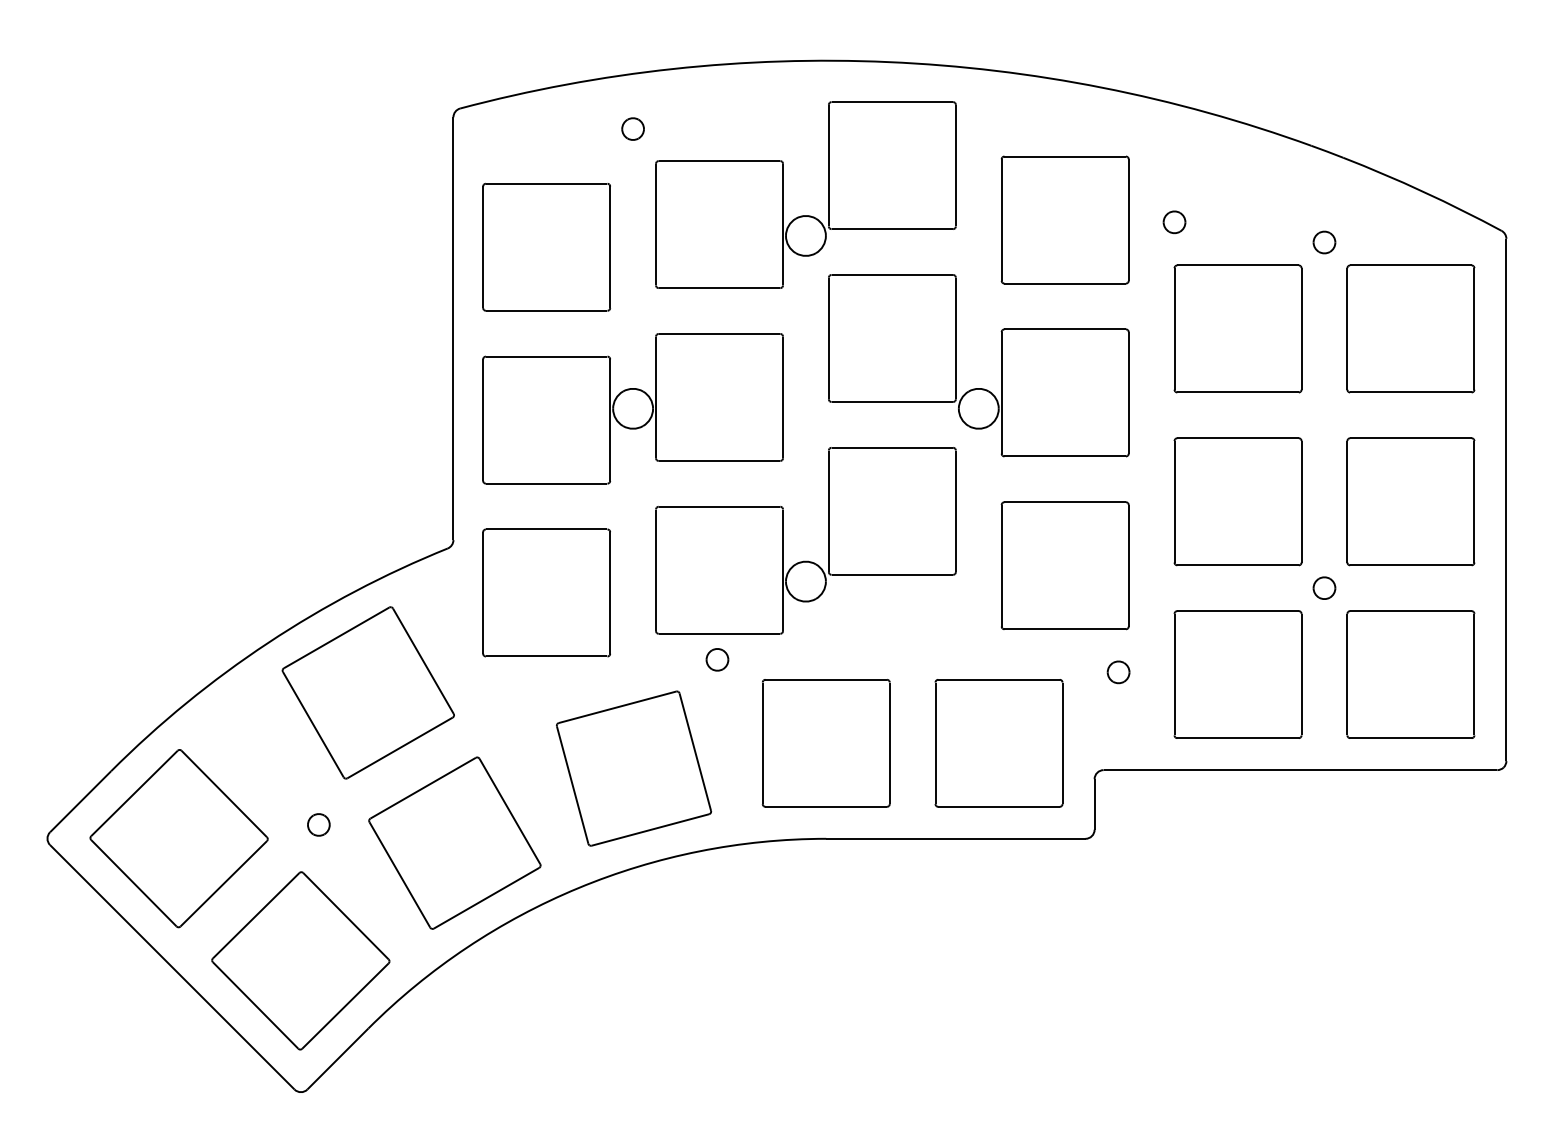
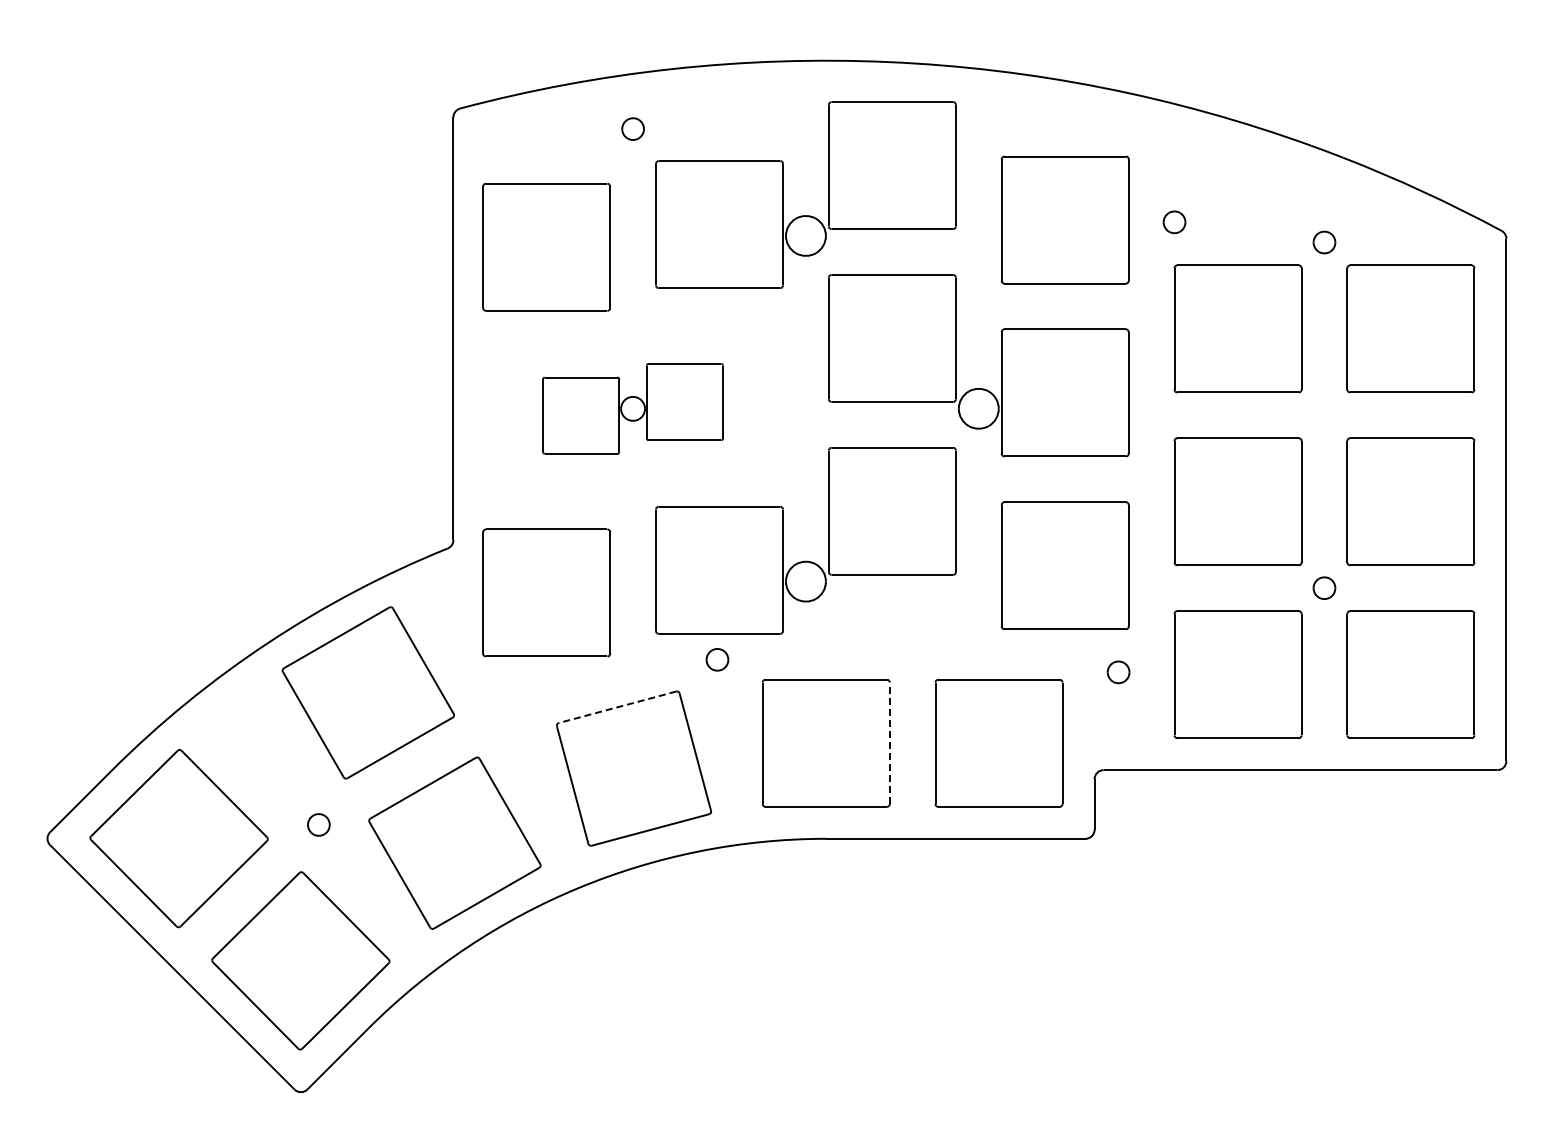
part size: 302x152 px -> 182x92 px (632, 408)
line: solid -> dashed (617, 707)
line: solid -> dashed (889, 743)
